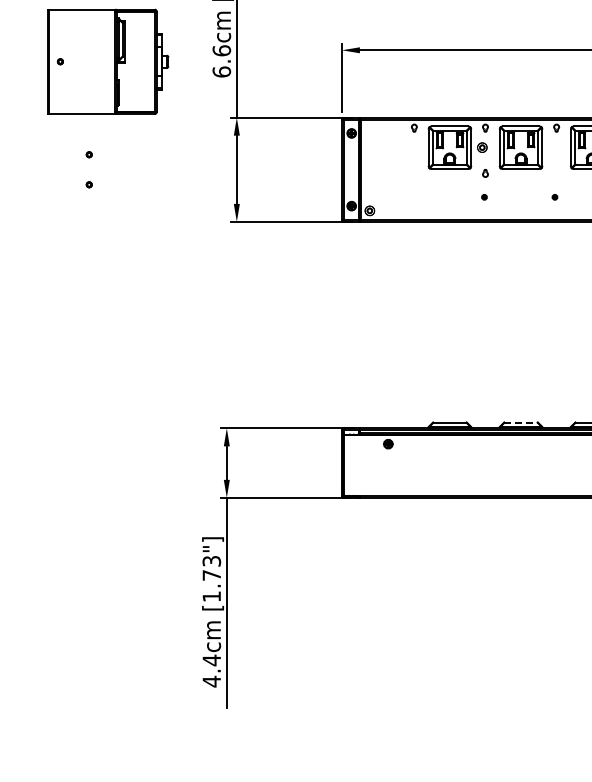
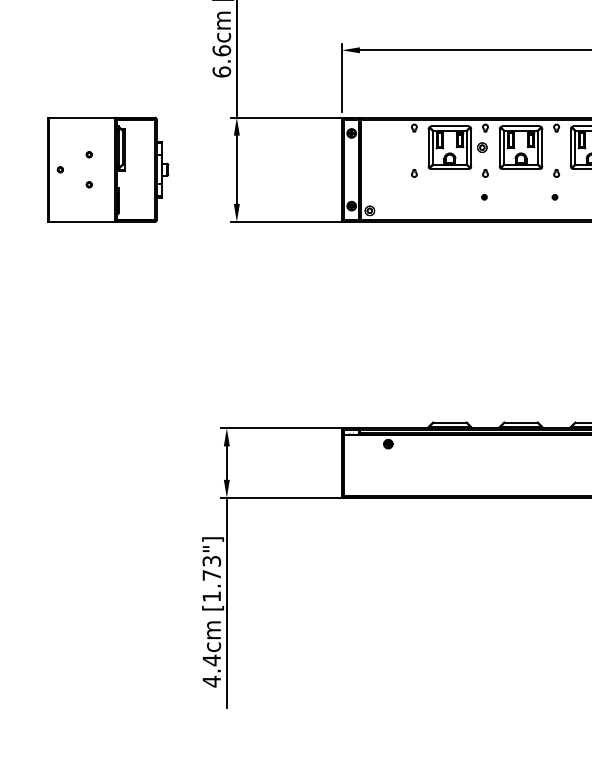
part position: (108, 61) -> (108, 169) (108, 169)
part: none -> present (414, 173)
part: none -> present (556, 173)
line: dashed -> solid (521, 422)
